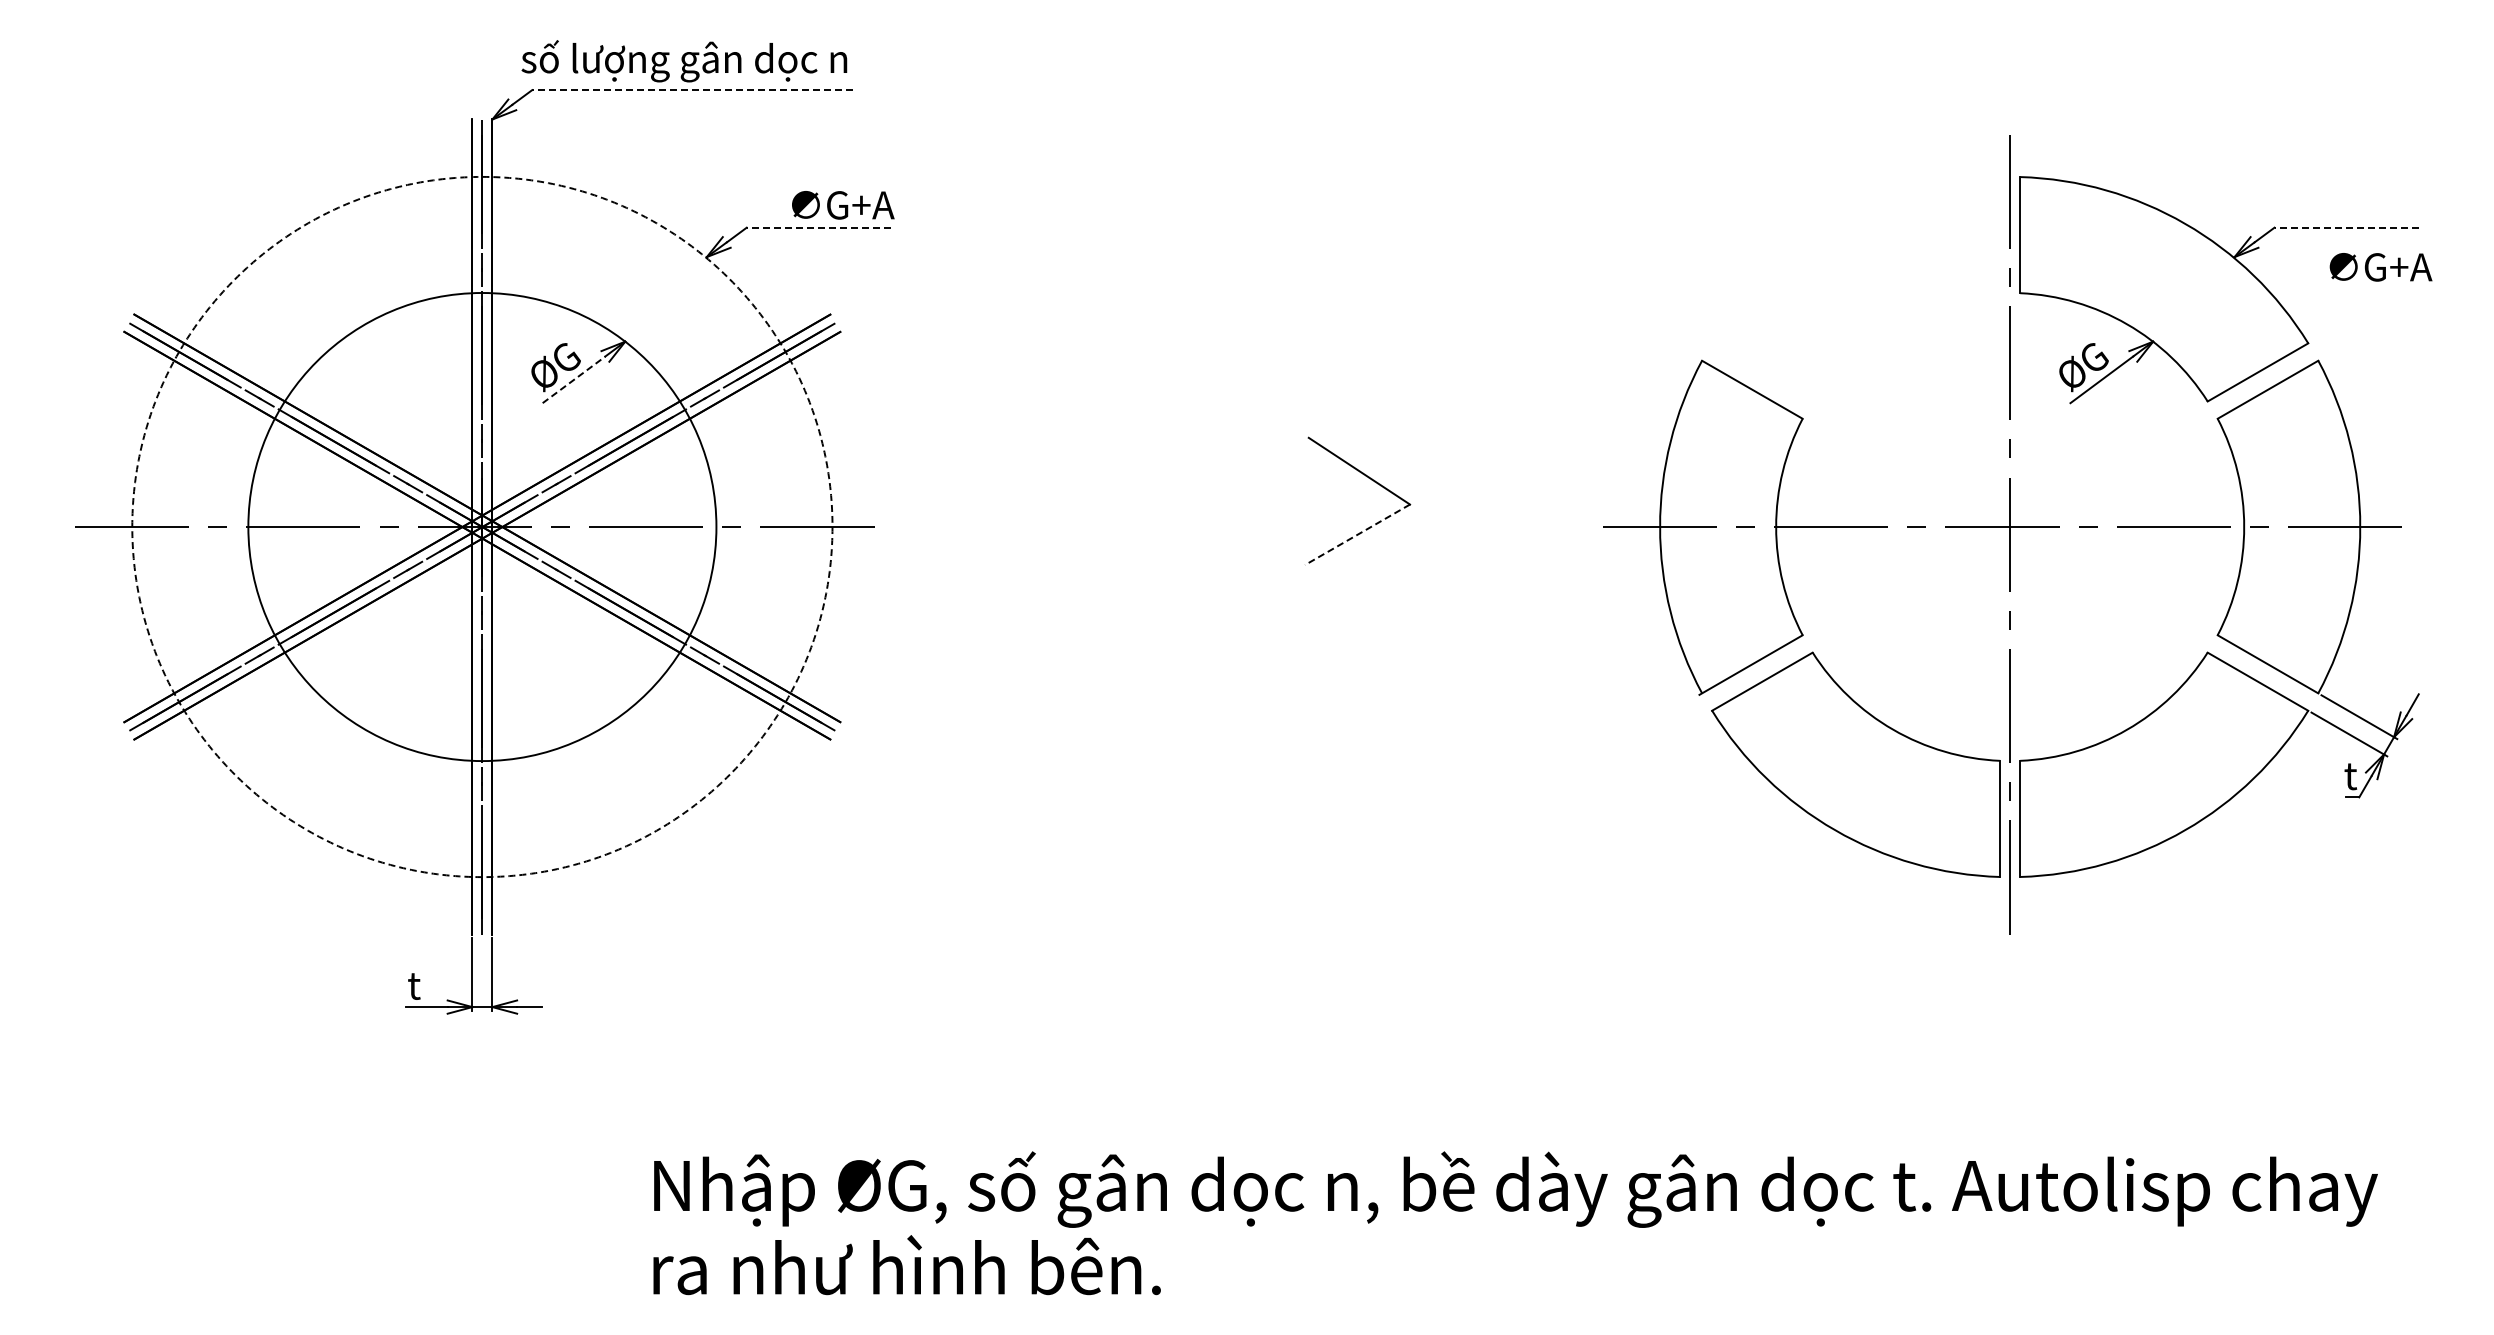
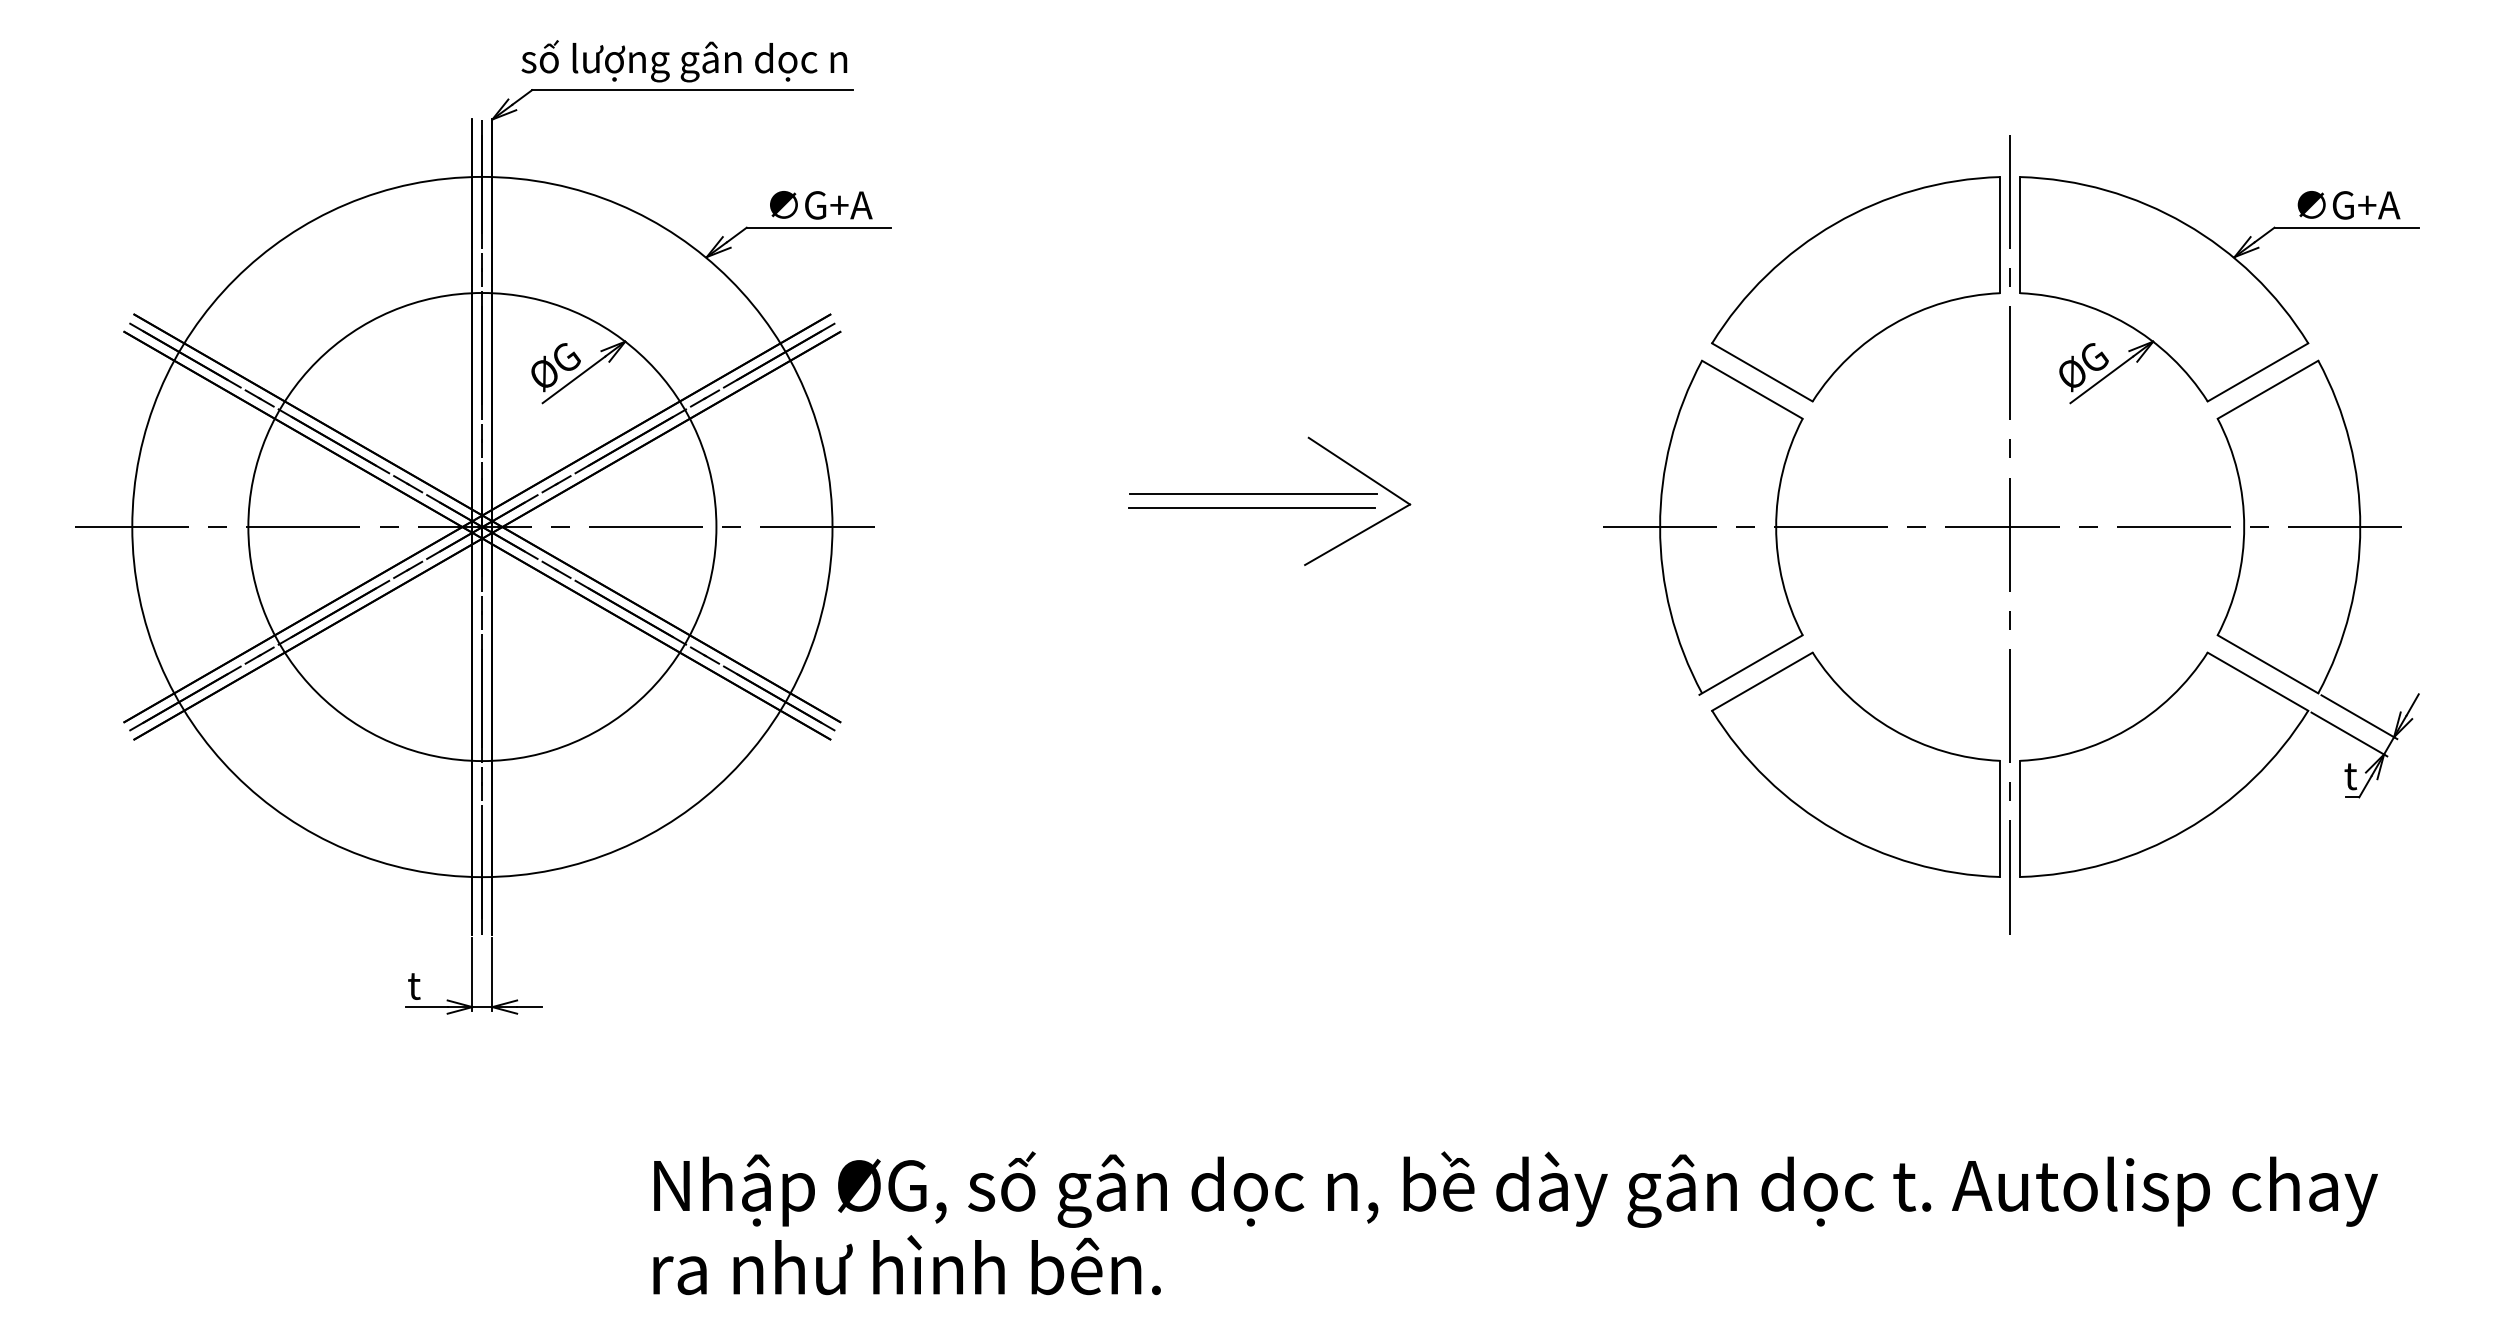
line: dashed -> solid (692, 90)
text position: (843, 205) -> (821, 205) (821, 205)
line: dashed -> solid (818, 227)
line: dashed -> solid (2346, 227)
text position: (2380, 267) -> (2348, 205) (2348, 205)
part: none -> present (1855, 289)
line: dashed -> solid (574, 379)
line: none -> present (1253, 494)
line: none -> present (1251, 508)
circle: dashed -> solid (482, 526)
line: dashed -> solid (1357, 534)
